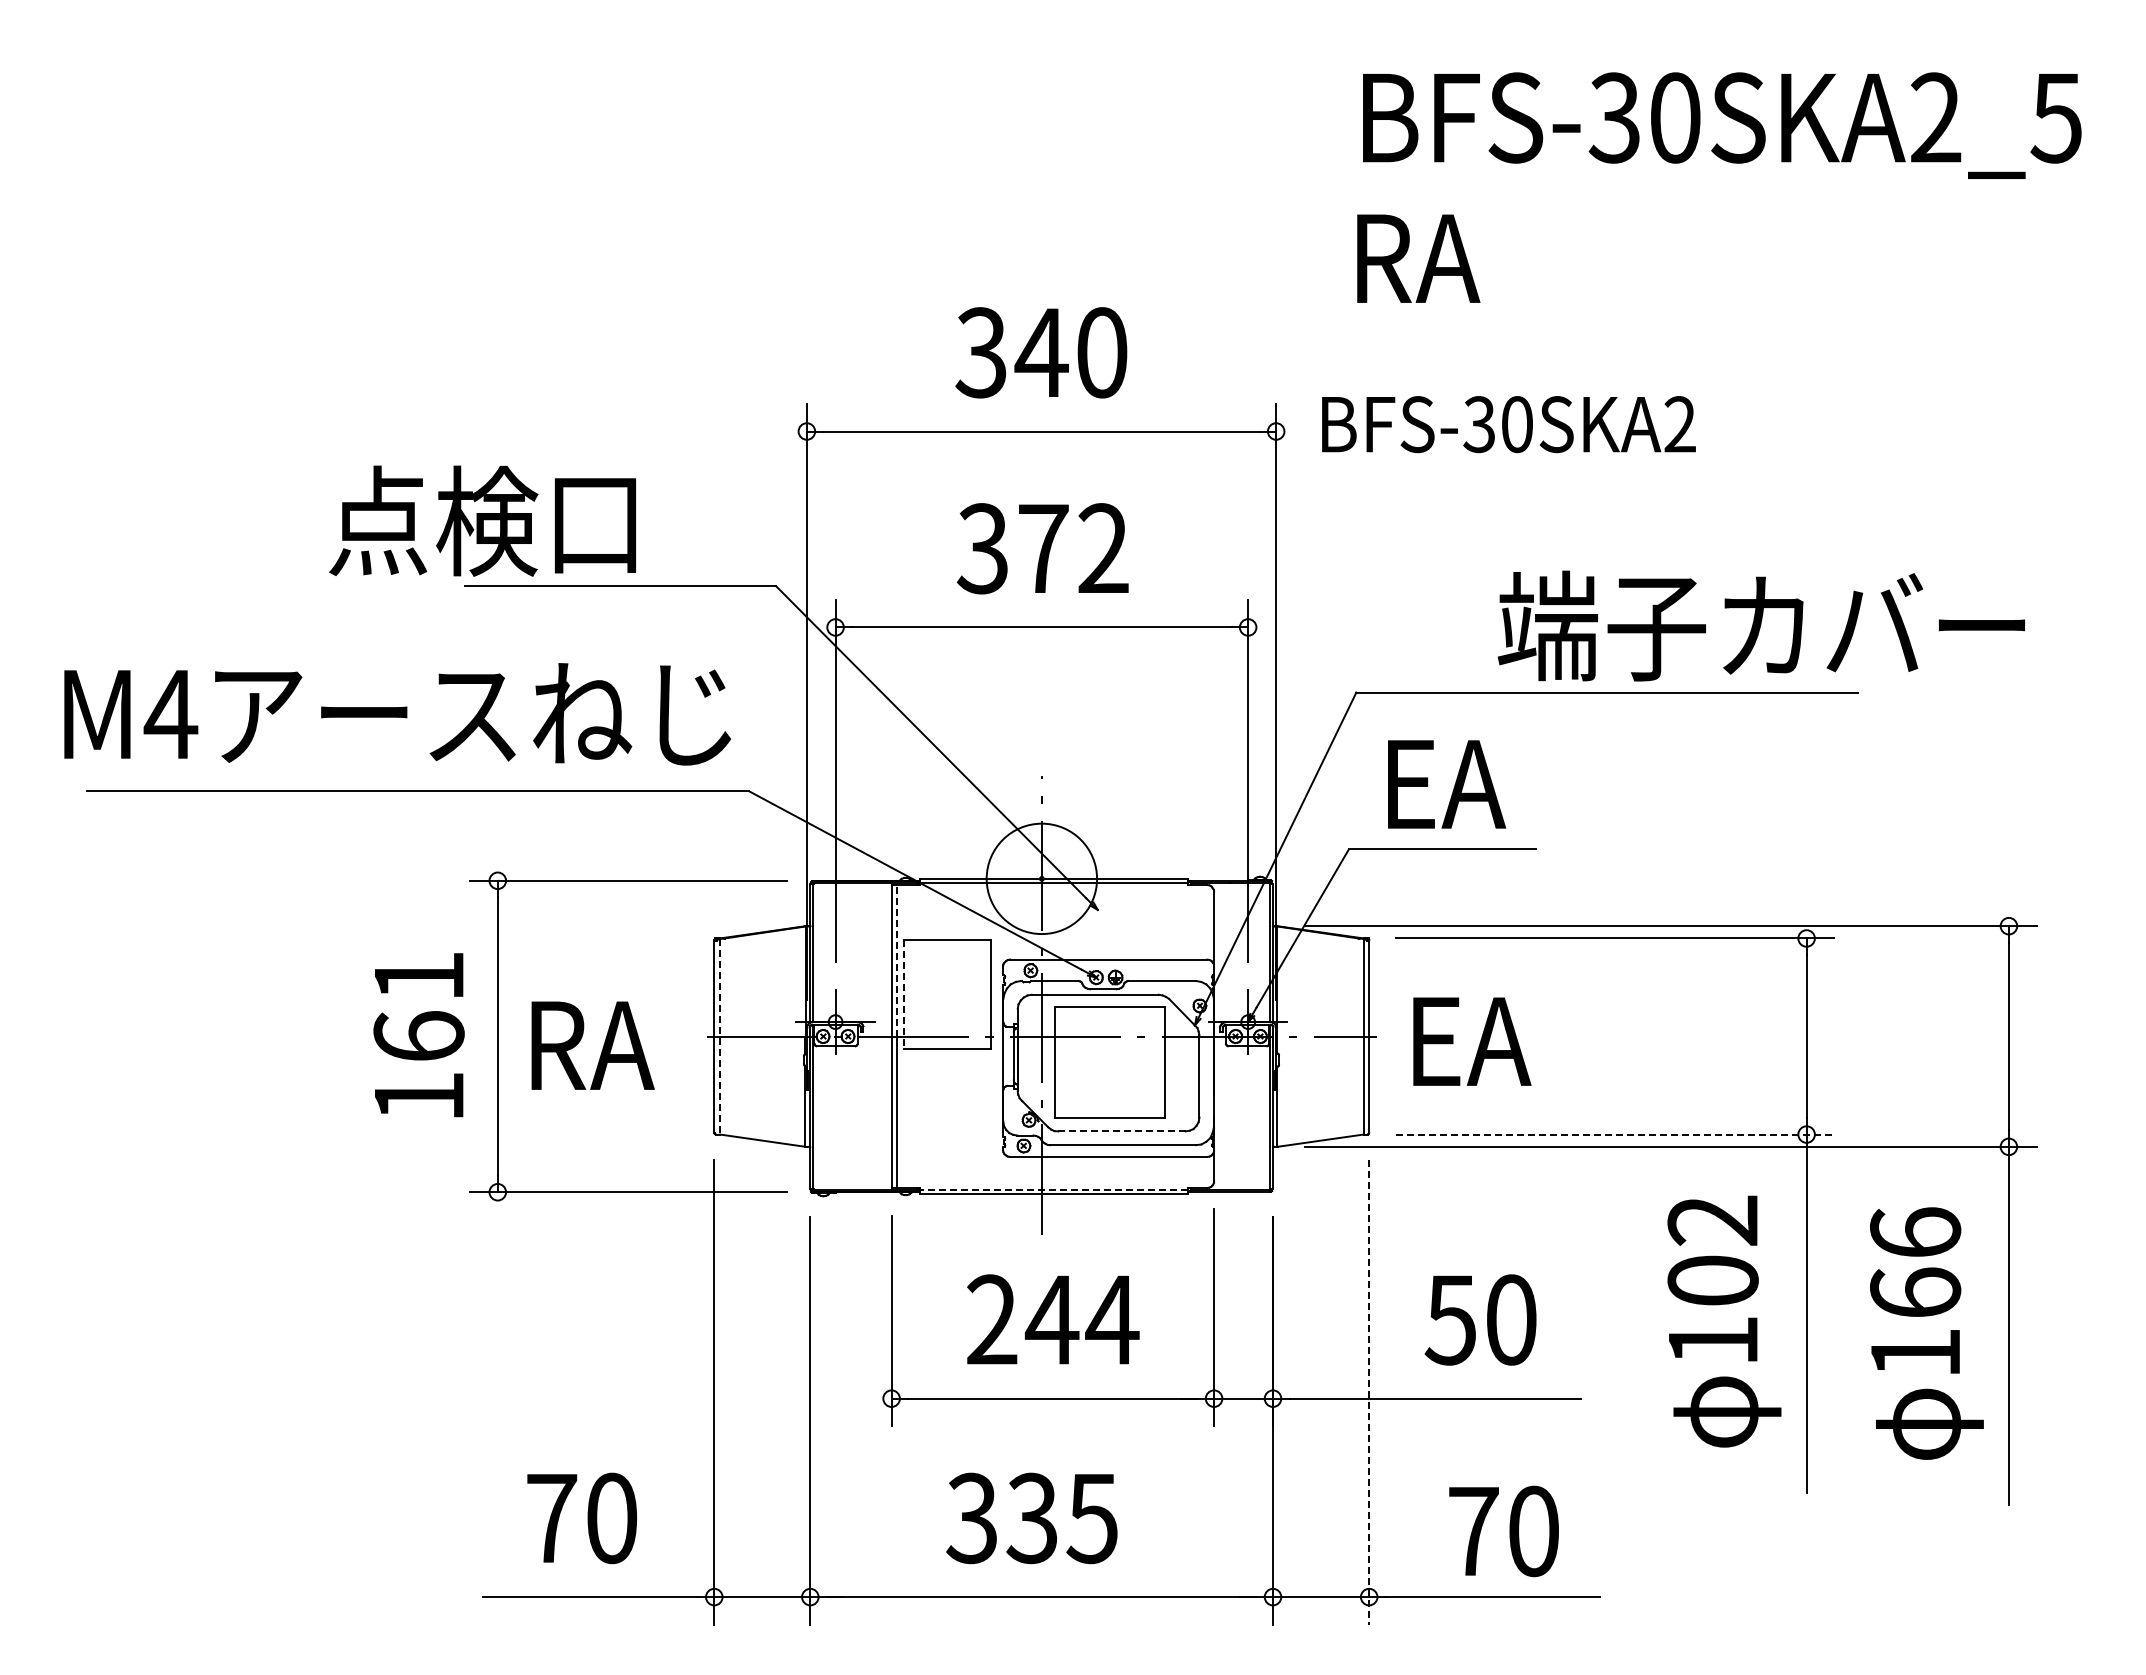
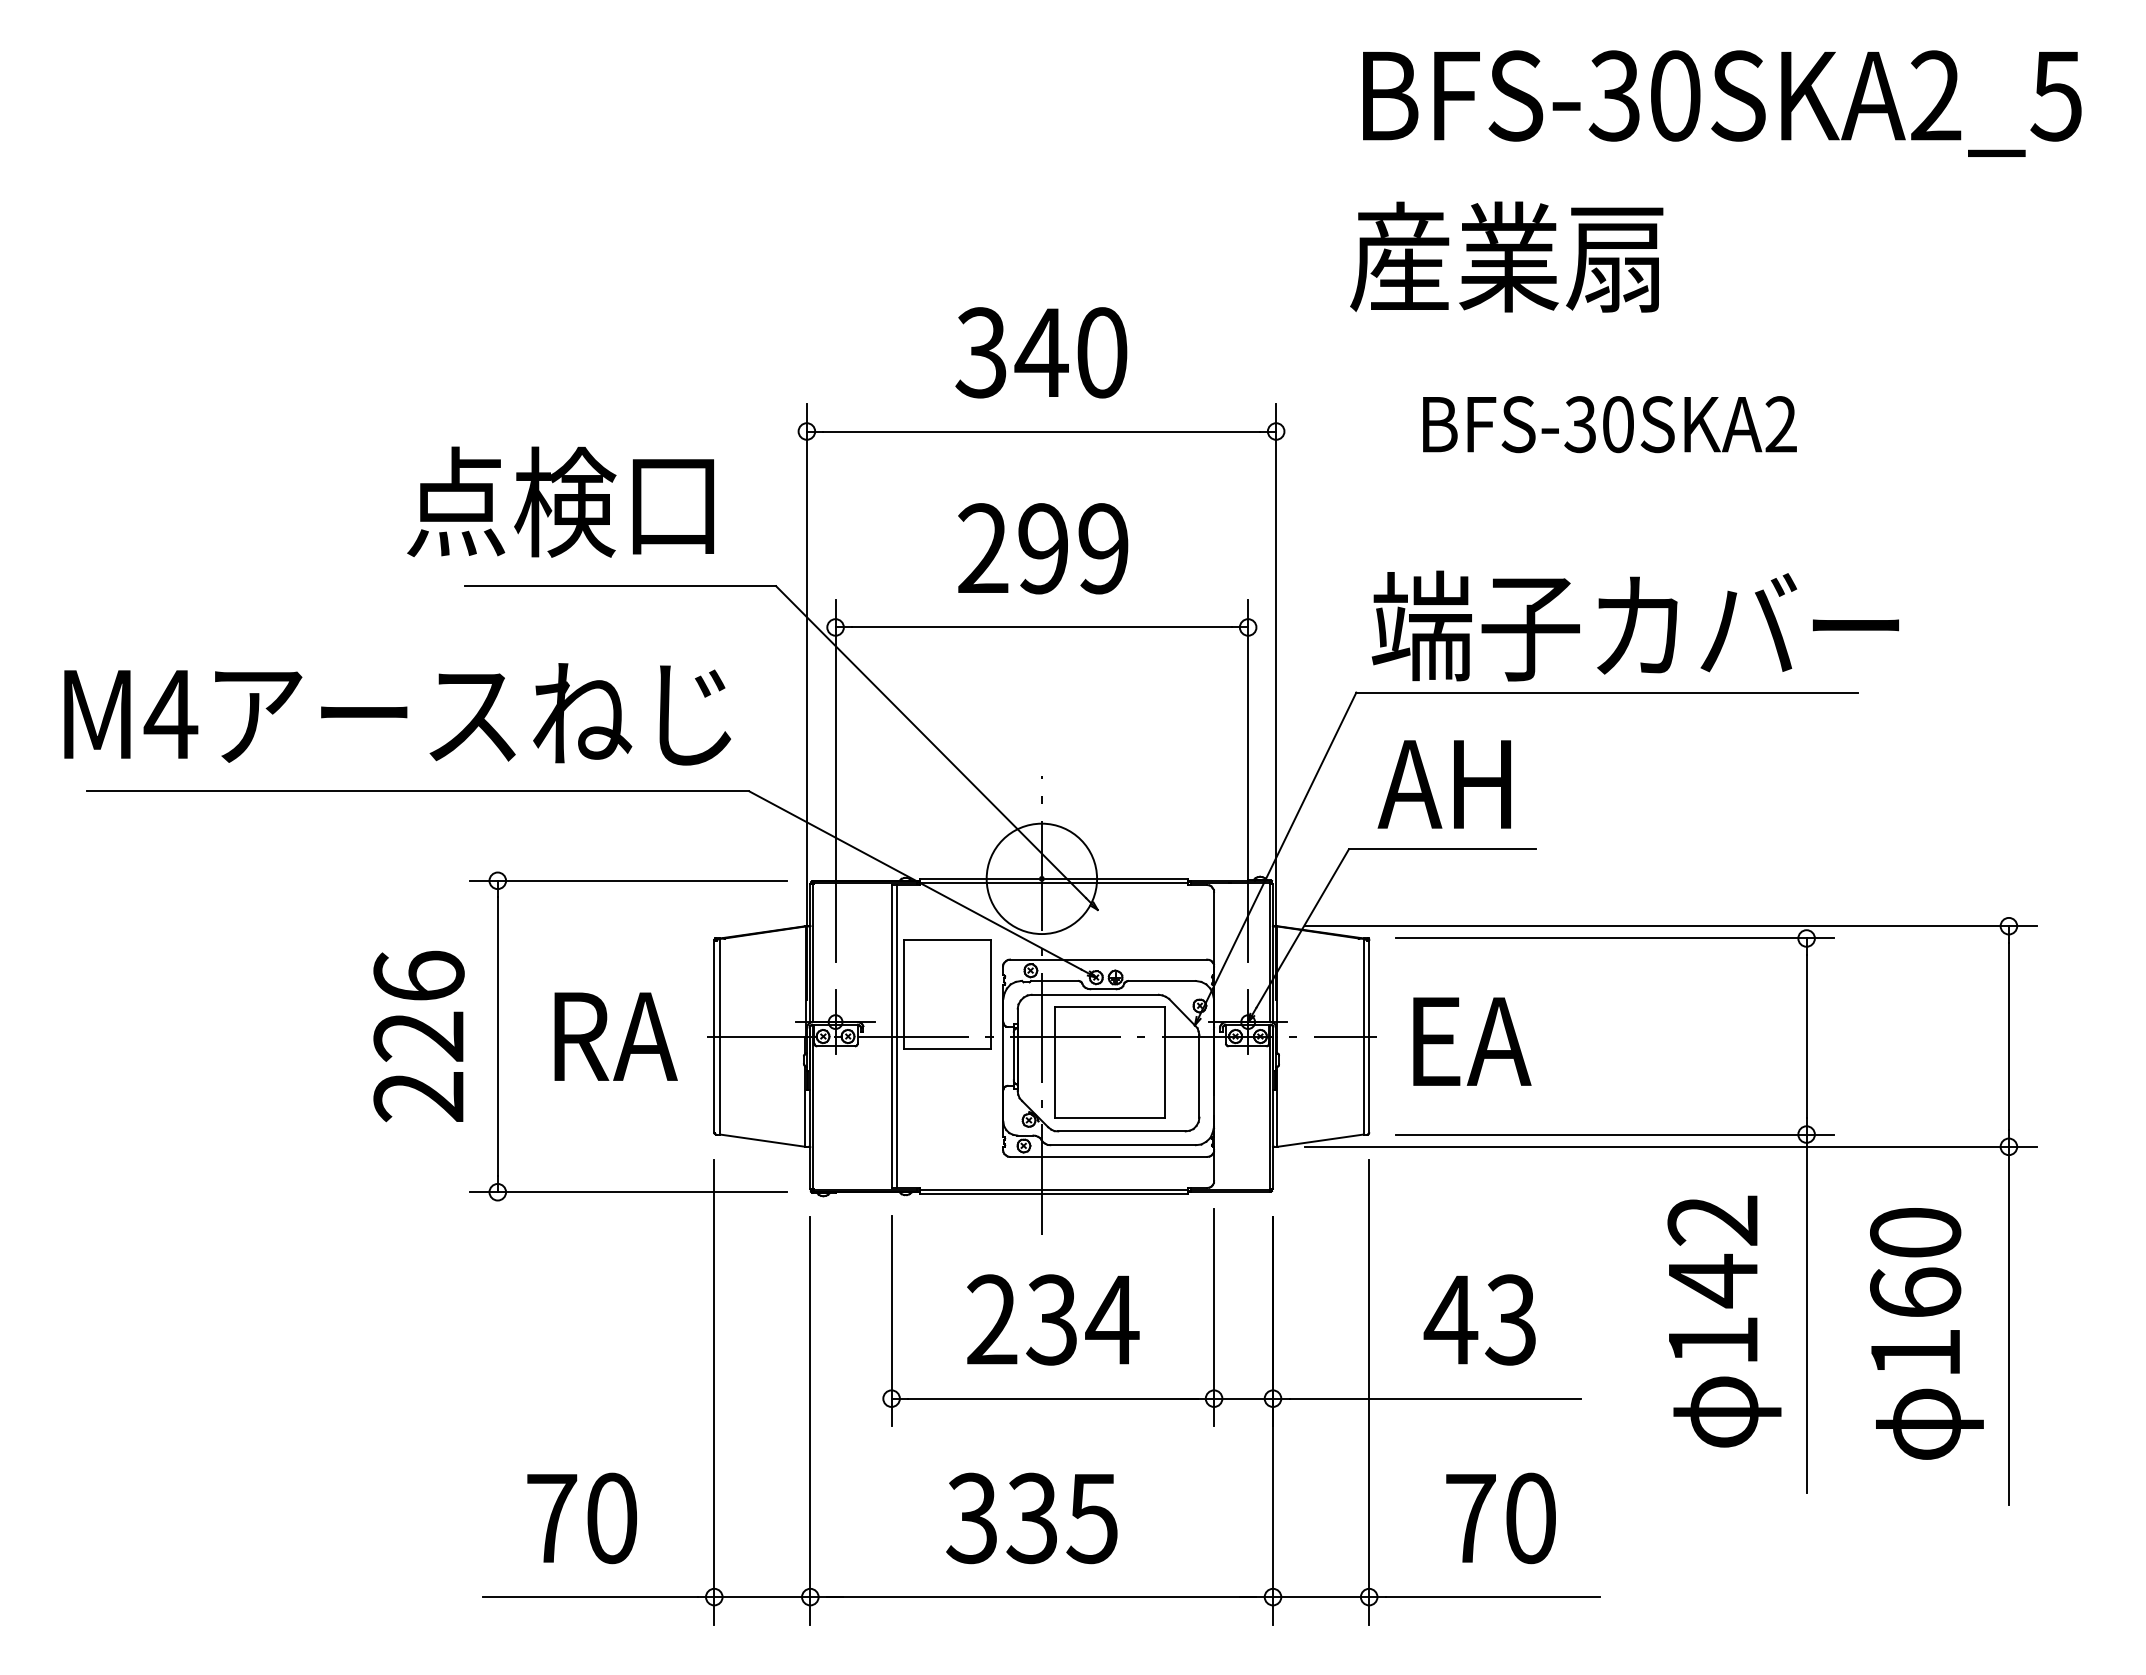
text position: (1722, 125) -> (1722, 103) (1722, 103)
text: RA -> 産業扇 (1506, 256)
text position: (1508, 424) -> (1609, 424) (1609, 424)
text position: (482, 520) -> (560, 501) (560, 501)
text: 372 -> 299 (1042, 548)
text position: (1760, 625) -> (1634, 625) (1634, 625)
text: EA -> AH (1443, 784)
line: dashed -> solid (896, 960)
line: dashed -> solid (903, 994)
text: 161 -> 226 (418, 1036)
line: dashed -> solid (719, 1036)
text position: (592, 1045) -> (615, 1036) (615, 1036)
line: dashed -> solid (1121, 1131)
line: dashed -> solid (1615, 1134)
line: dashed -> solid (1053, 1189)
text: 166 -> 160 (1915, 1232)
text: 102 -> 142 (1712, 1280)
text: 244 -> 234 (1051, 1319)
text: 50 -> 43 (1479, 1319)
line: dashed -> solid (1369, 1393)
text position: (1503, 1531) -> (1500, 1518) (1500, 1518)
